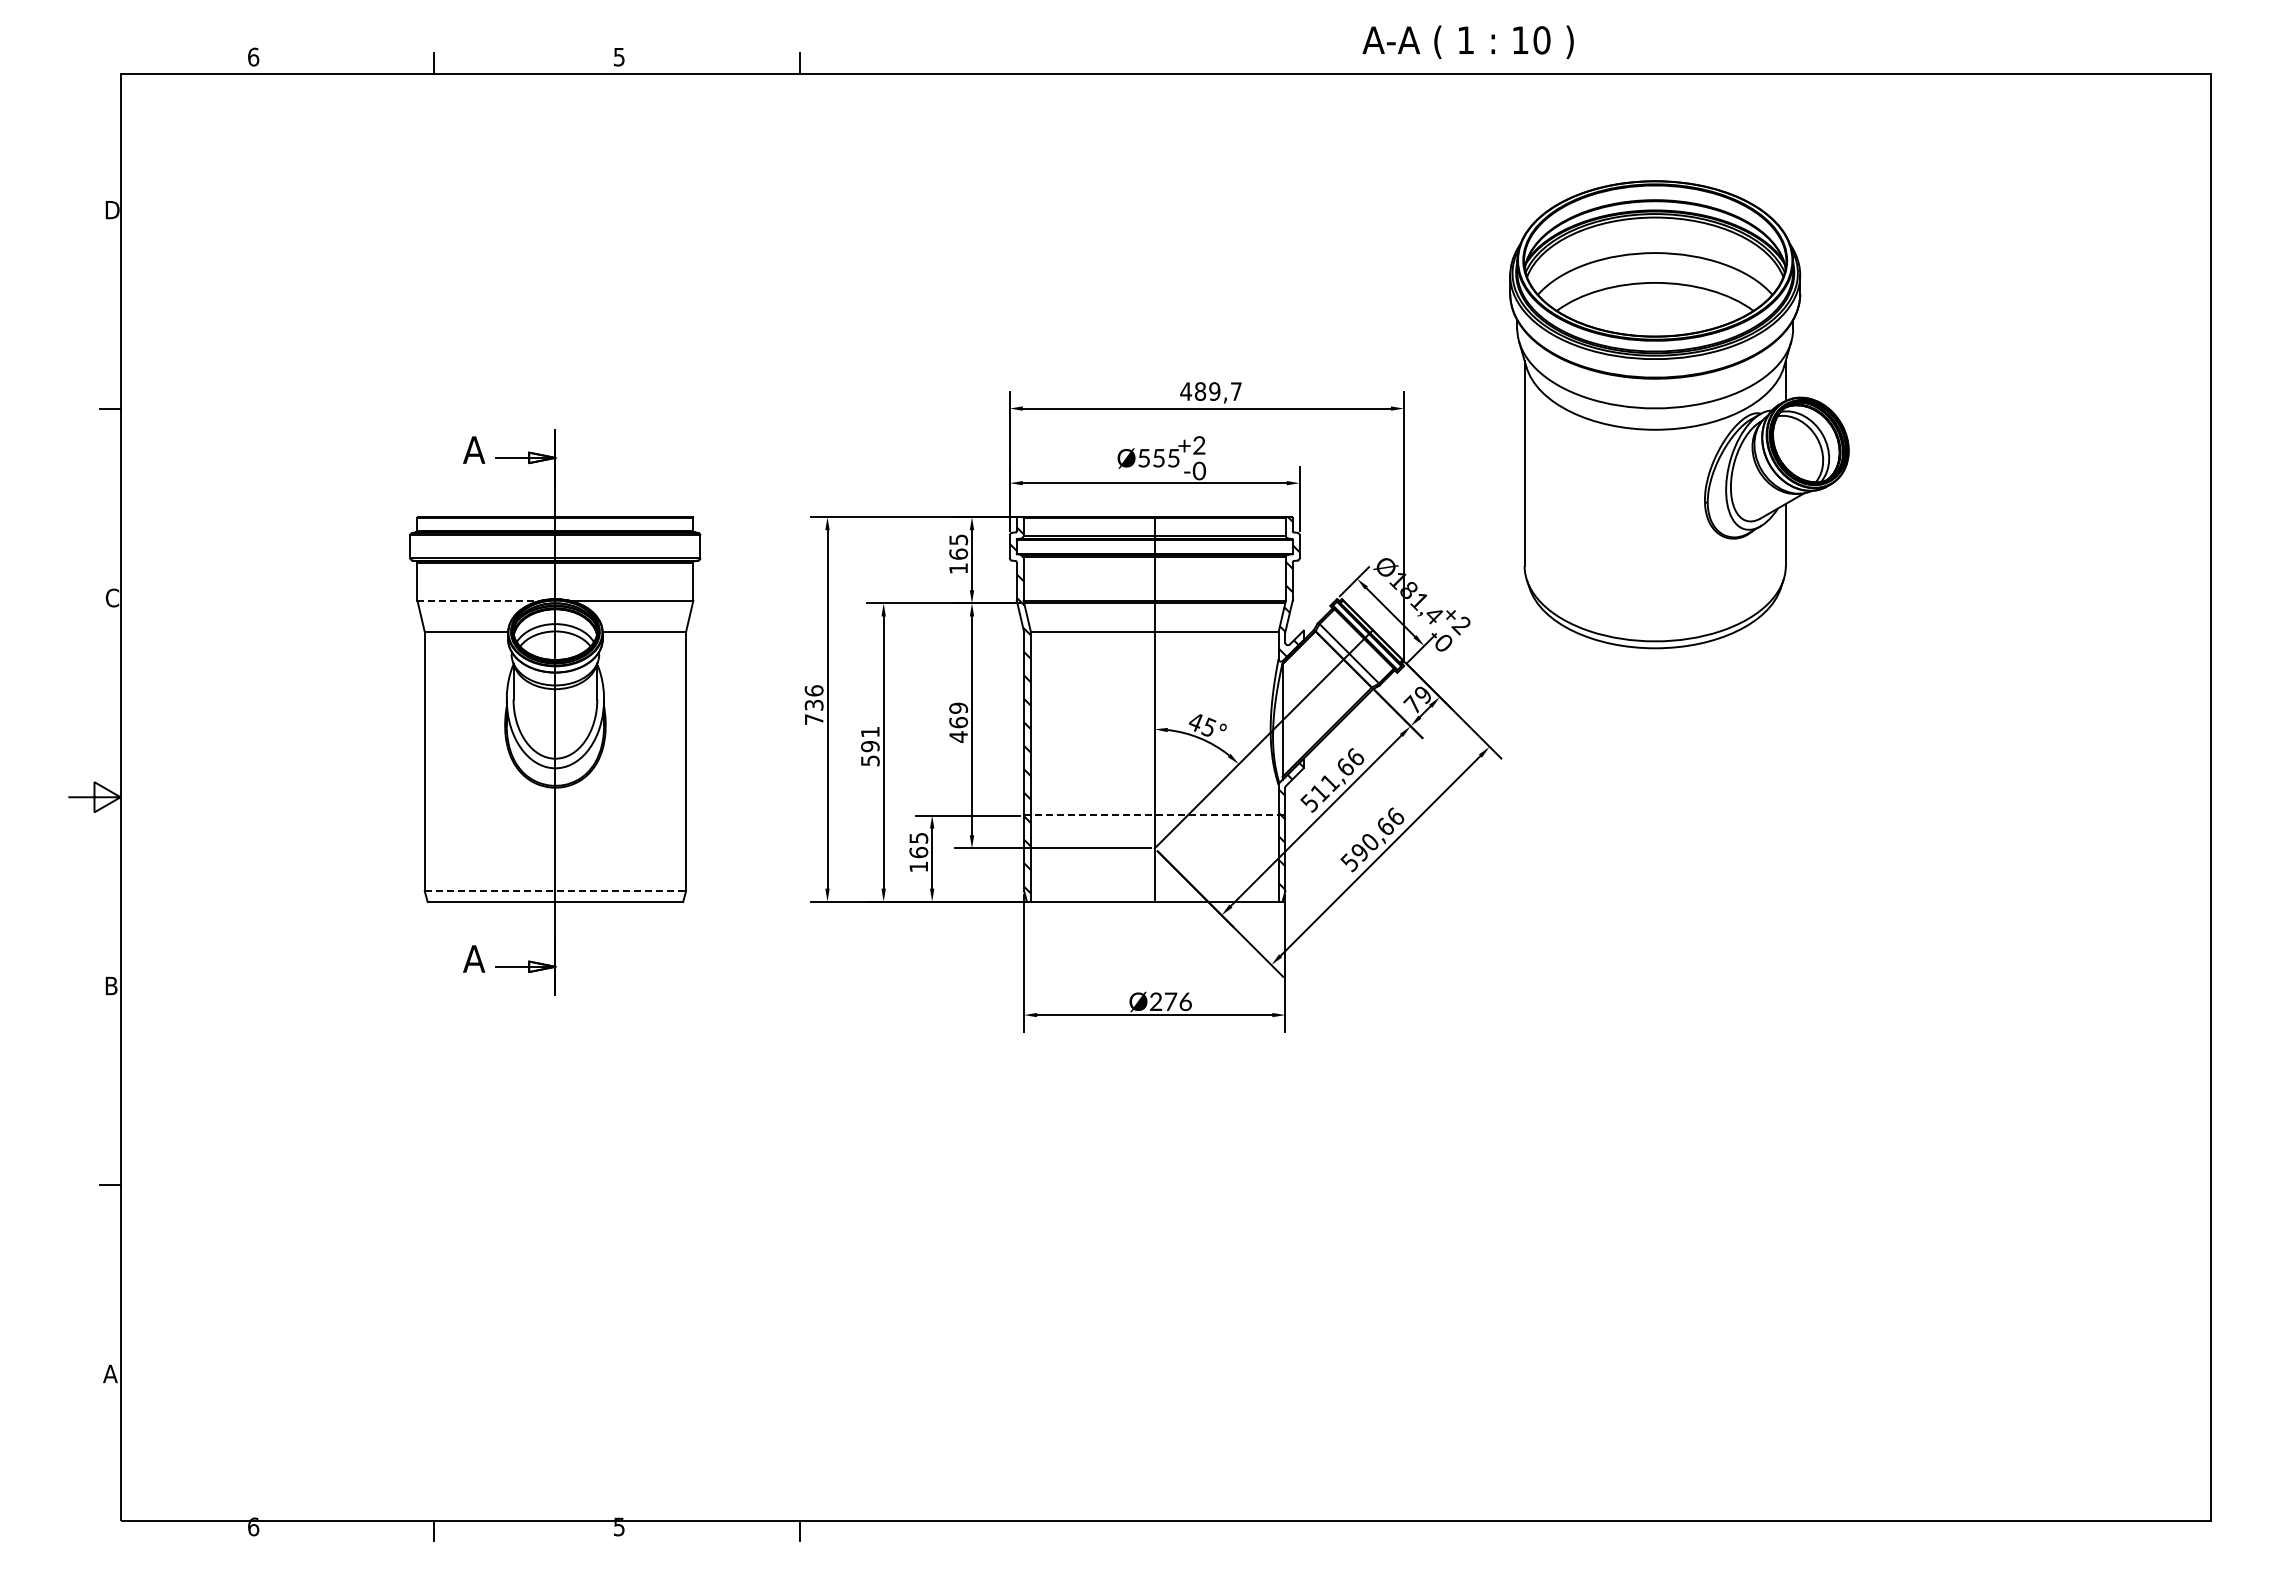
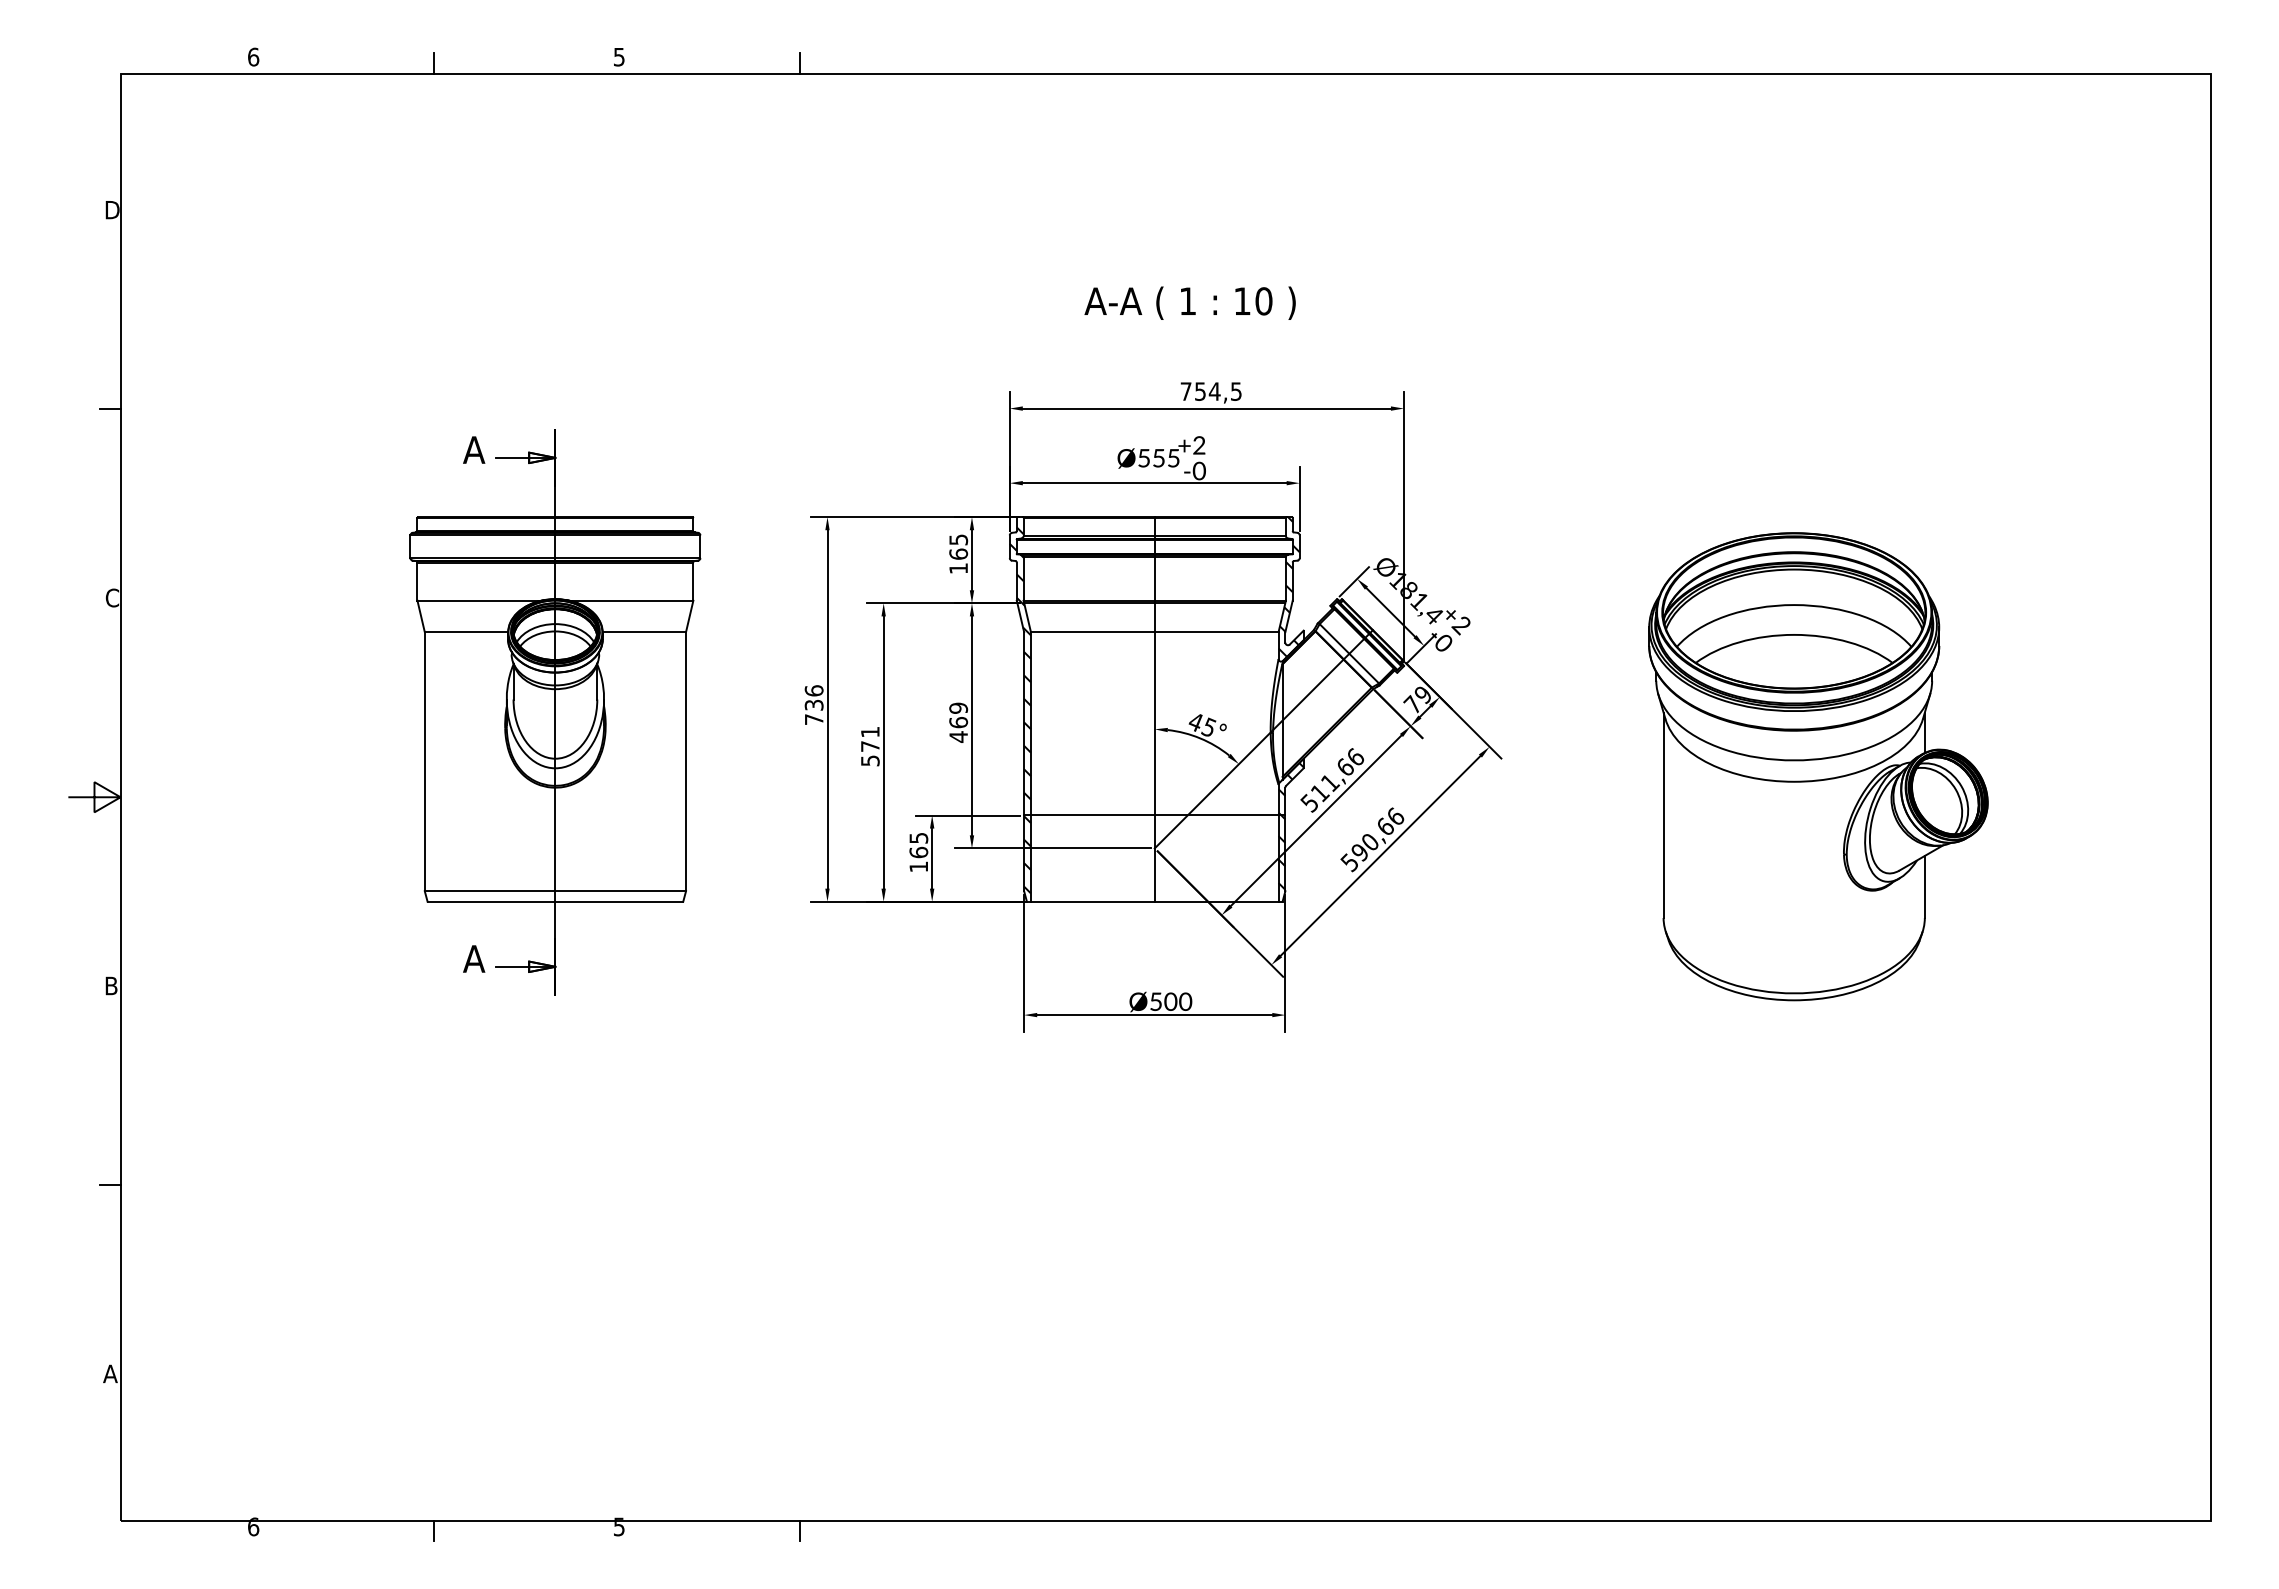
text position: (1467, 41) -> (1189, 302) (1189, 302)
text: 489,7 -> 754,5 (1210, 391)
part position: (1679, 414) -> (1818, 766) (1818, 766)
line: dashed -> solid (479, 600)
text: 591 -> 571 (870, 746)
line: dashed -> solid (1154, 815)
line: dashed -> solid (555, 891)
text: Ø276 -> Ø500 (1171, 1001)
